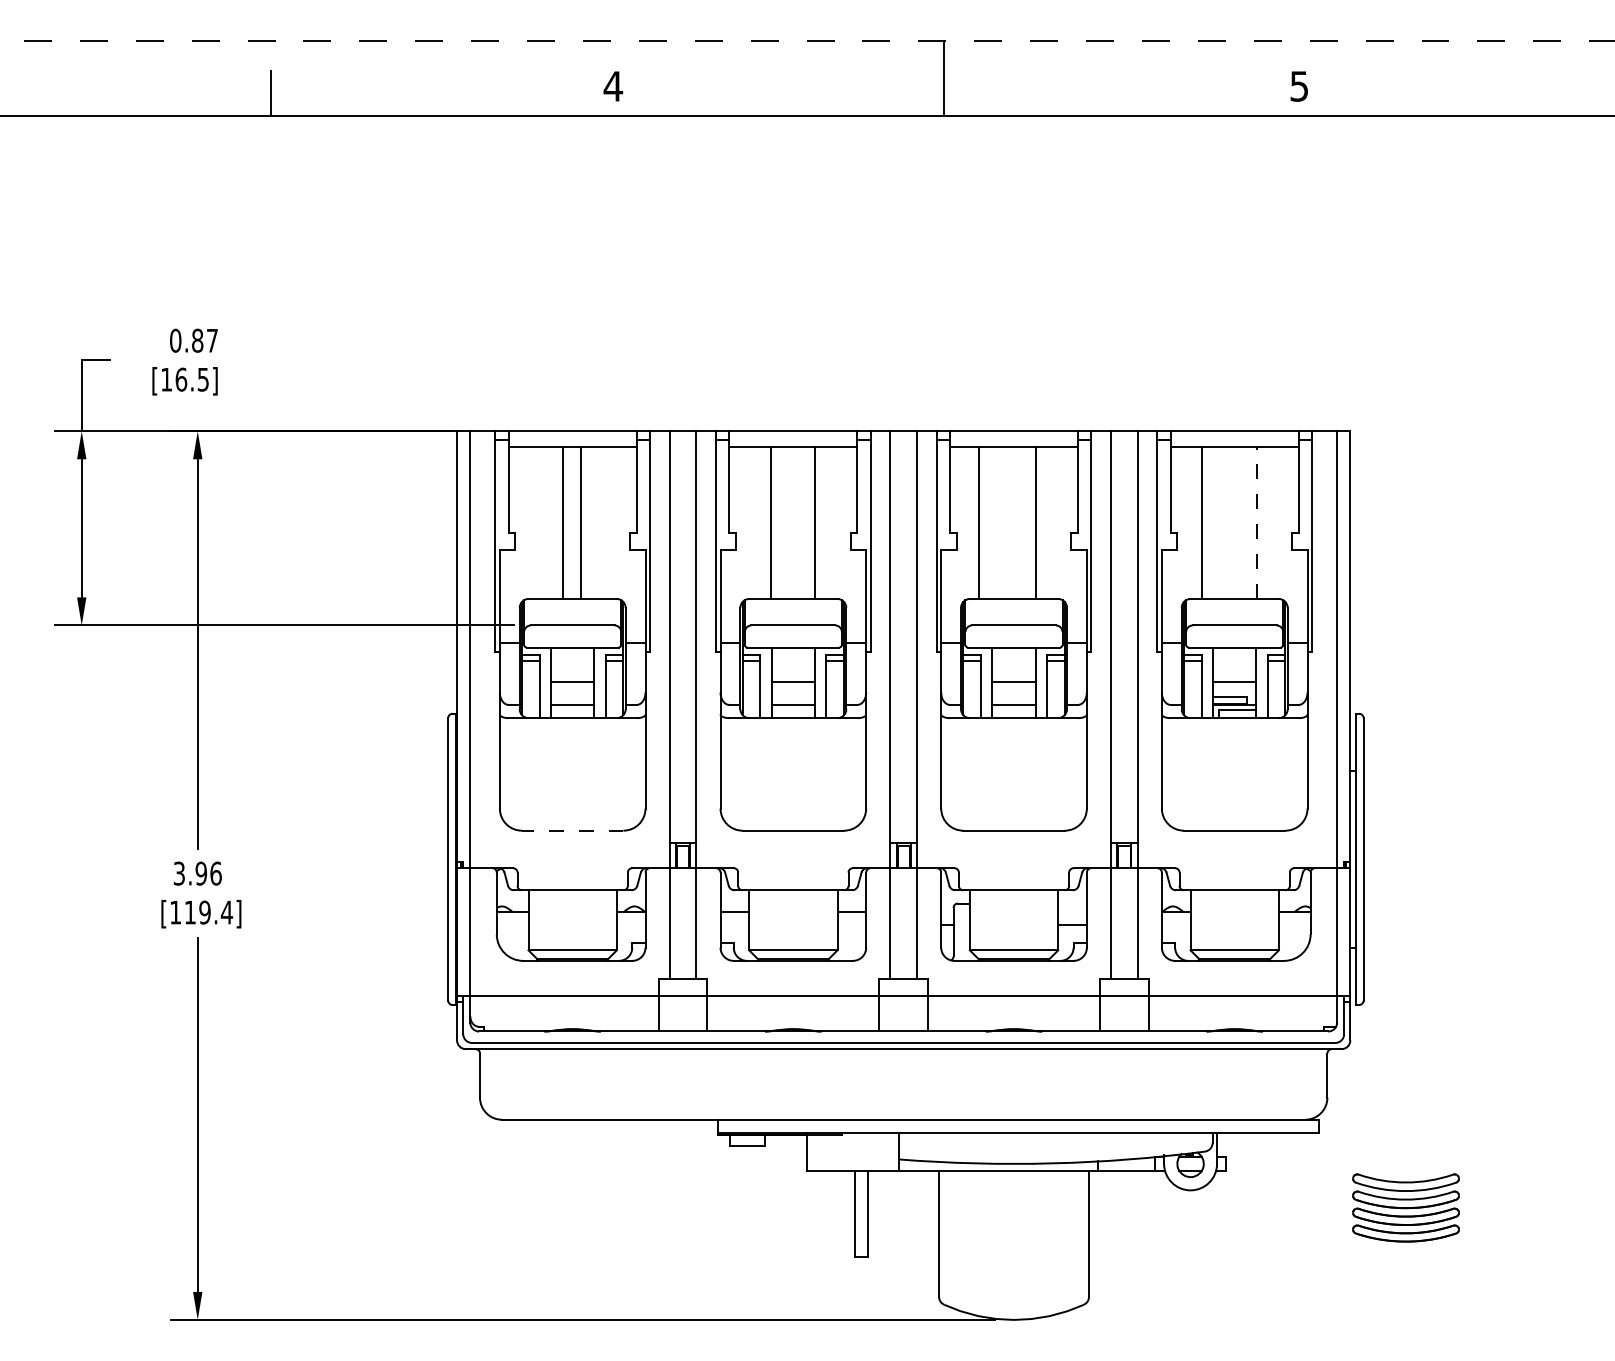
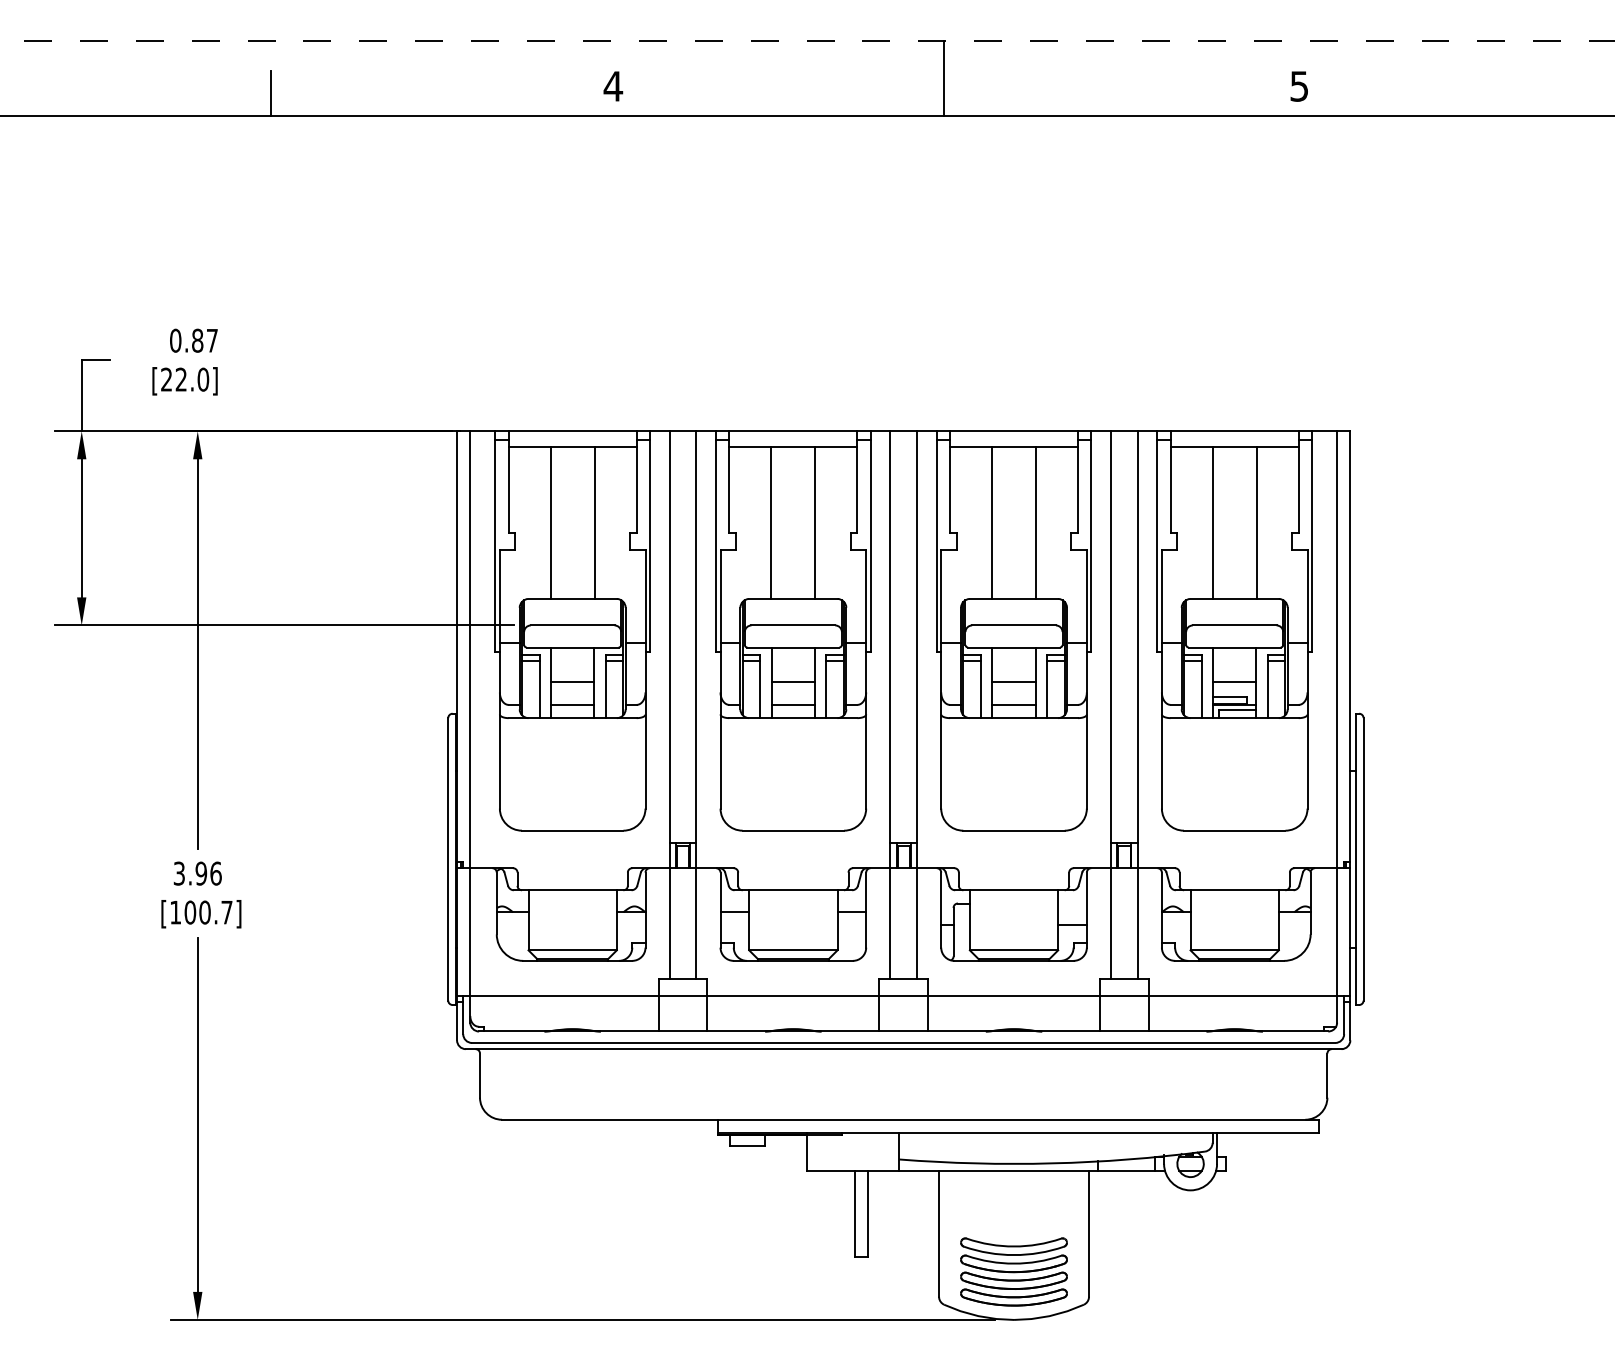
text: [16.5] -> [22.0] (185, 379)
line position: (562, 522) -> (550, 522) (550, 522)
line position: (580, 522) -> (594, 522) (594, 522)
line position: (978, 522) -> (991, 522) (991, 522)
line position: (1201, 522) -> (1212, 522) (1212, 522)
line: dashed -> solid (1256, 522)
line: dashed -> solid (572, 830)
text: [119.4] -> [100.7] (208, 912)
part position: (1405, 1207) -> (1013, 1271) (1013, 1271)
